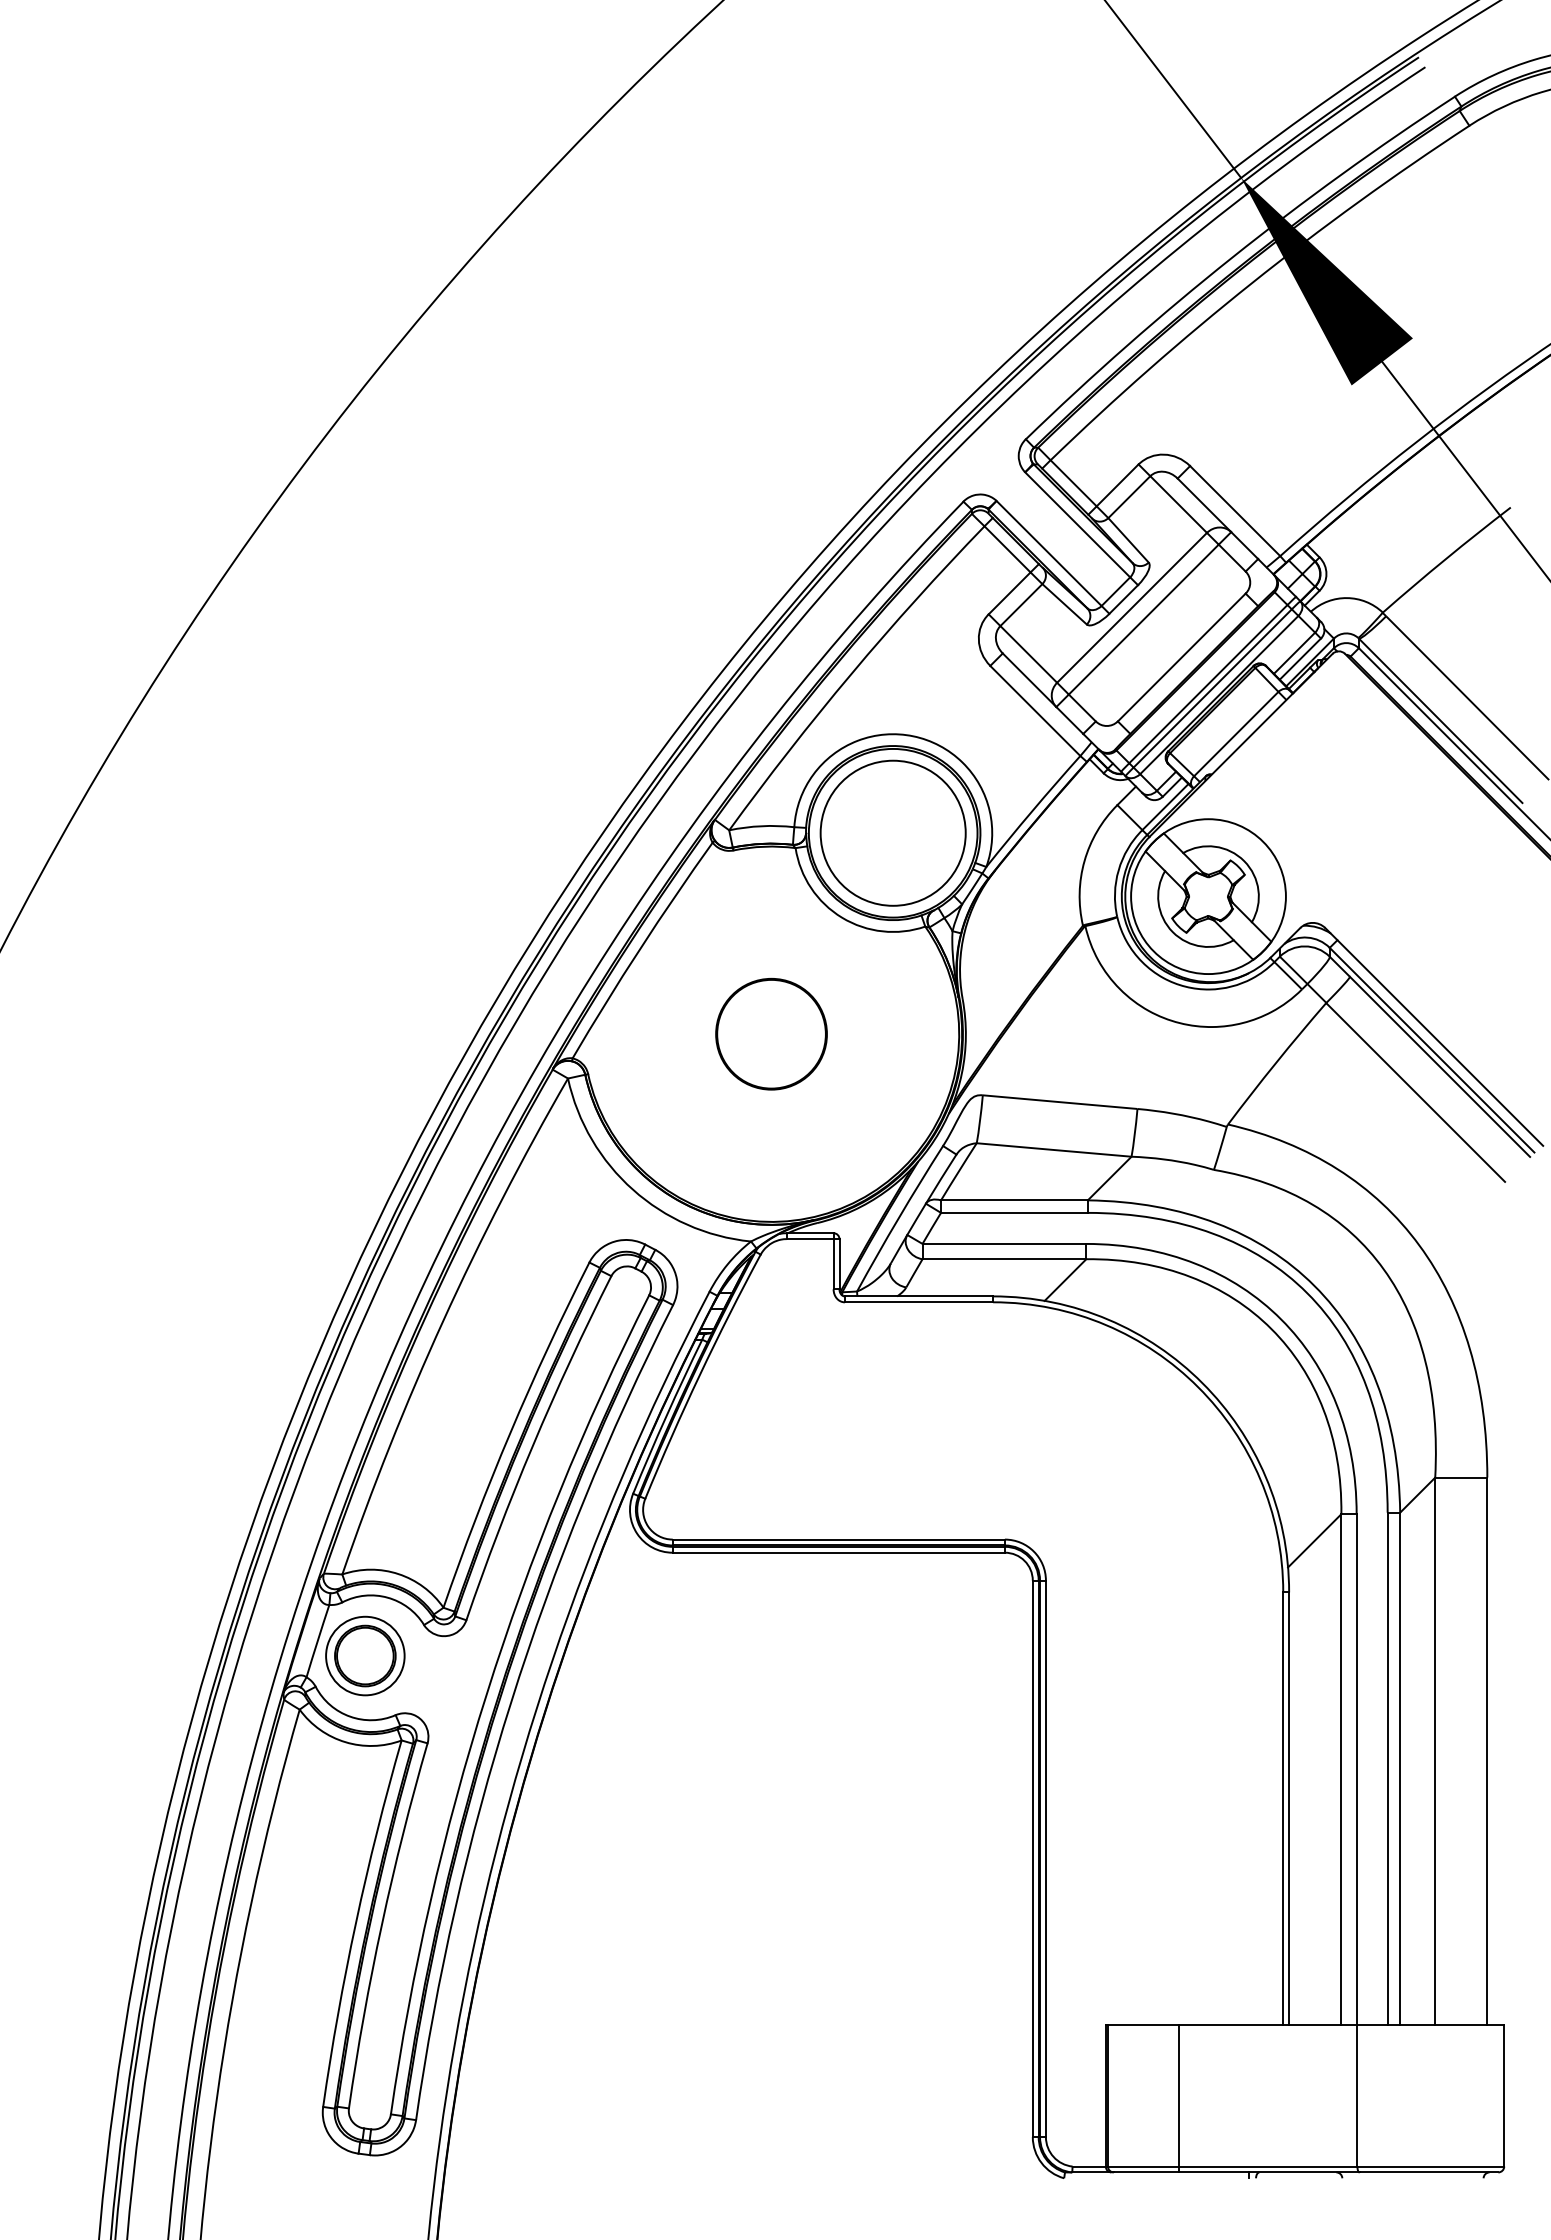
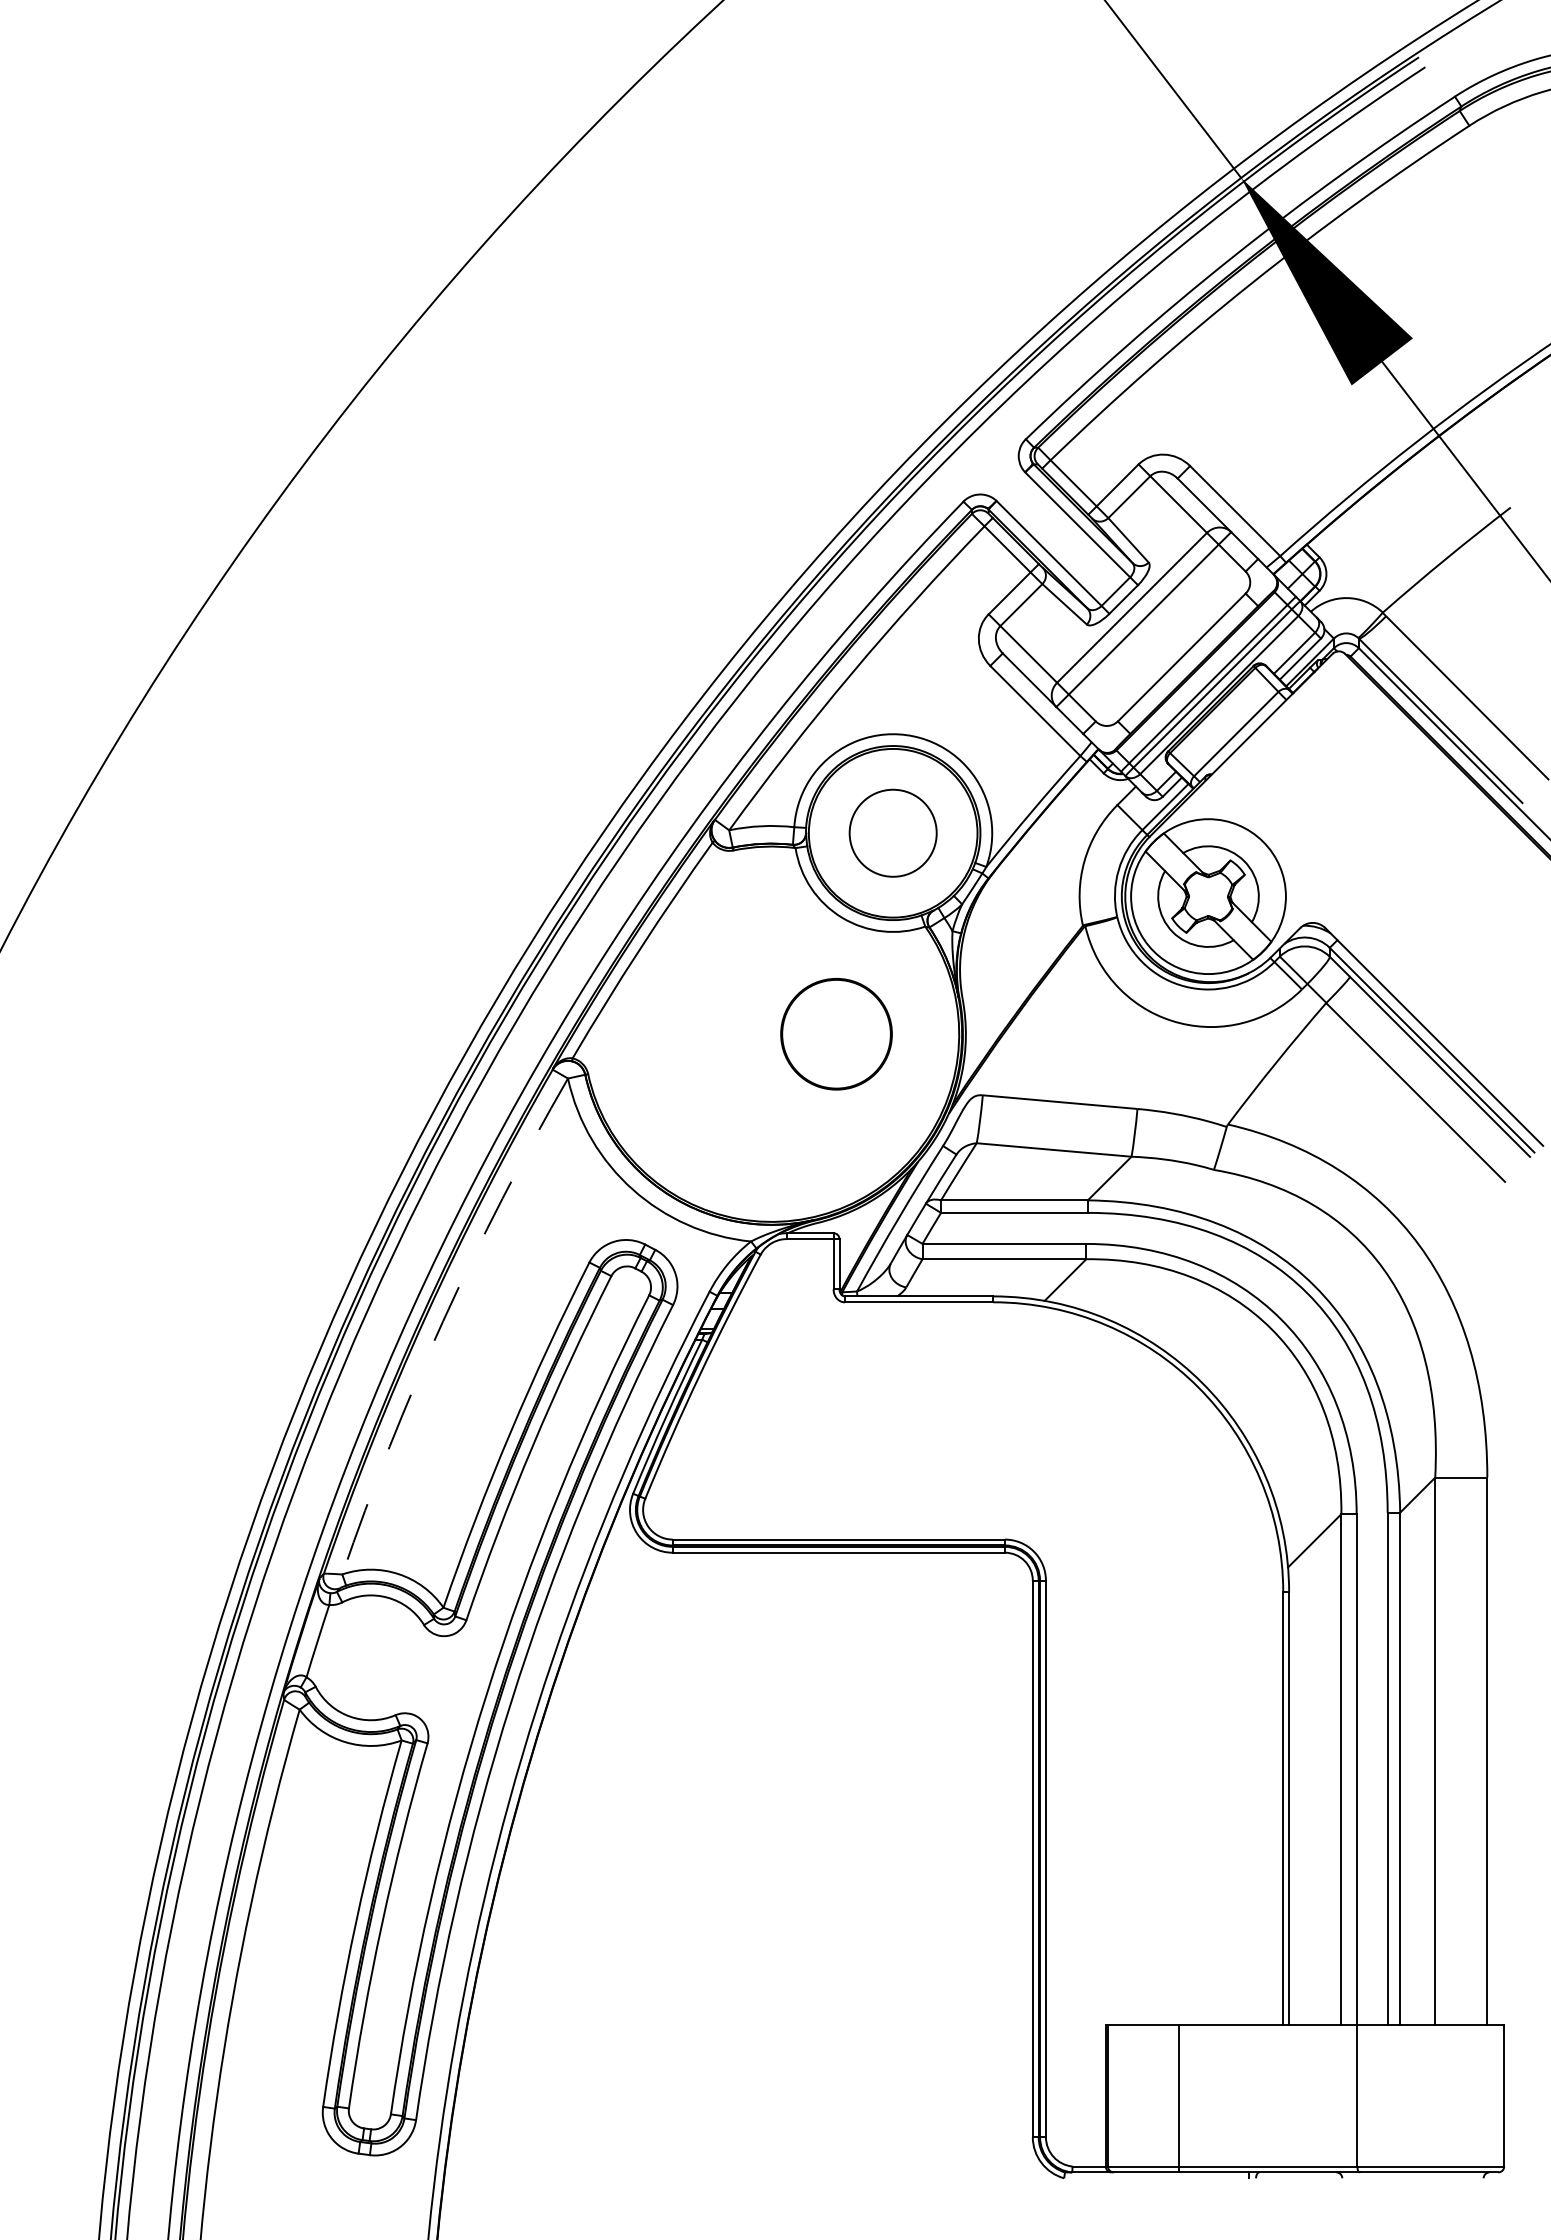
circle diameter: 145 px -> 87 px (892, 832)
circle position: (771, 1034) -> (836, 1034) (836, 1034)
arc: solid -> dashed (443, 1321)
part: present -> none (365, 1655)
